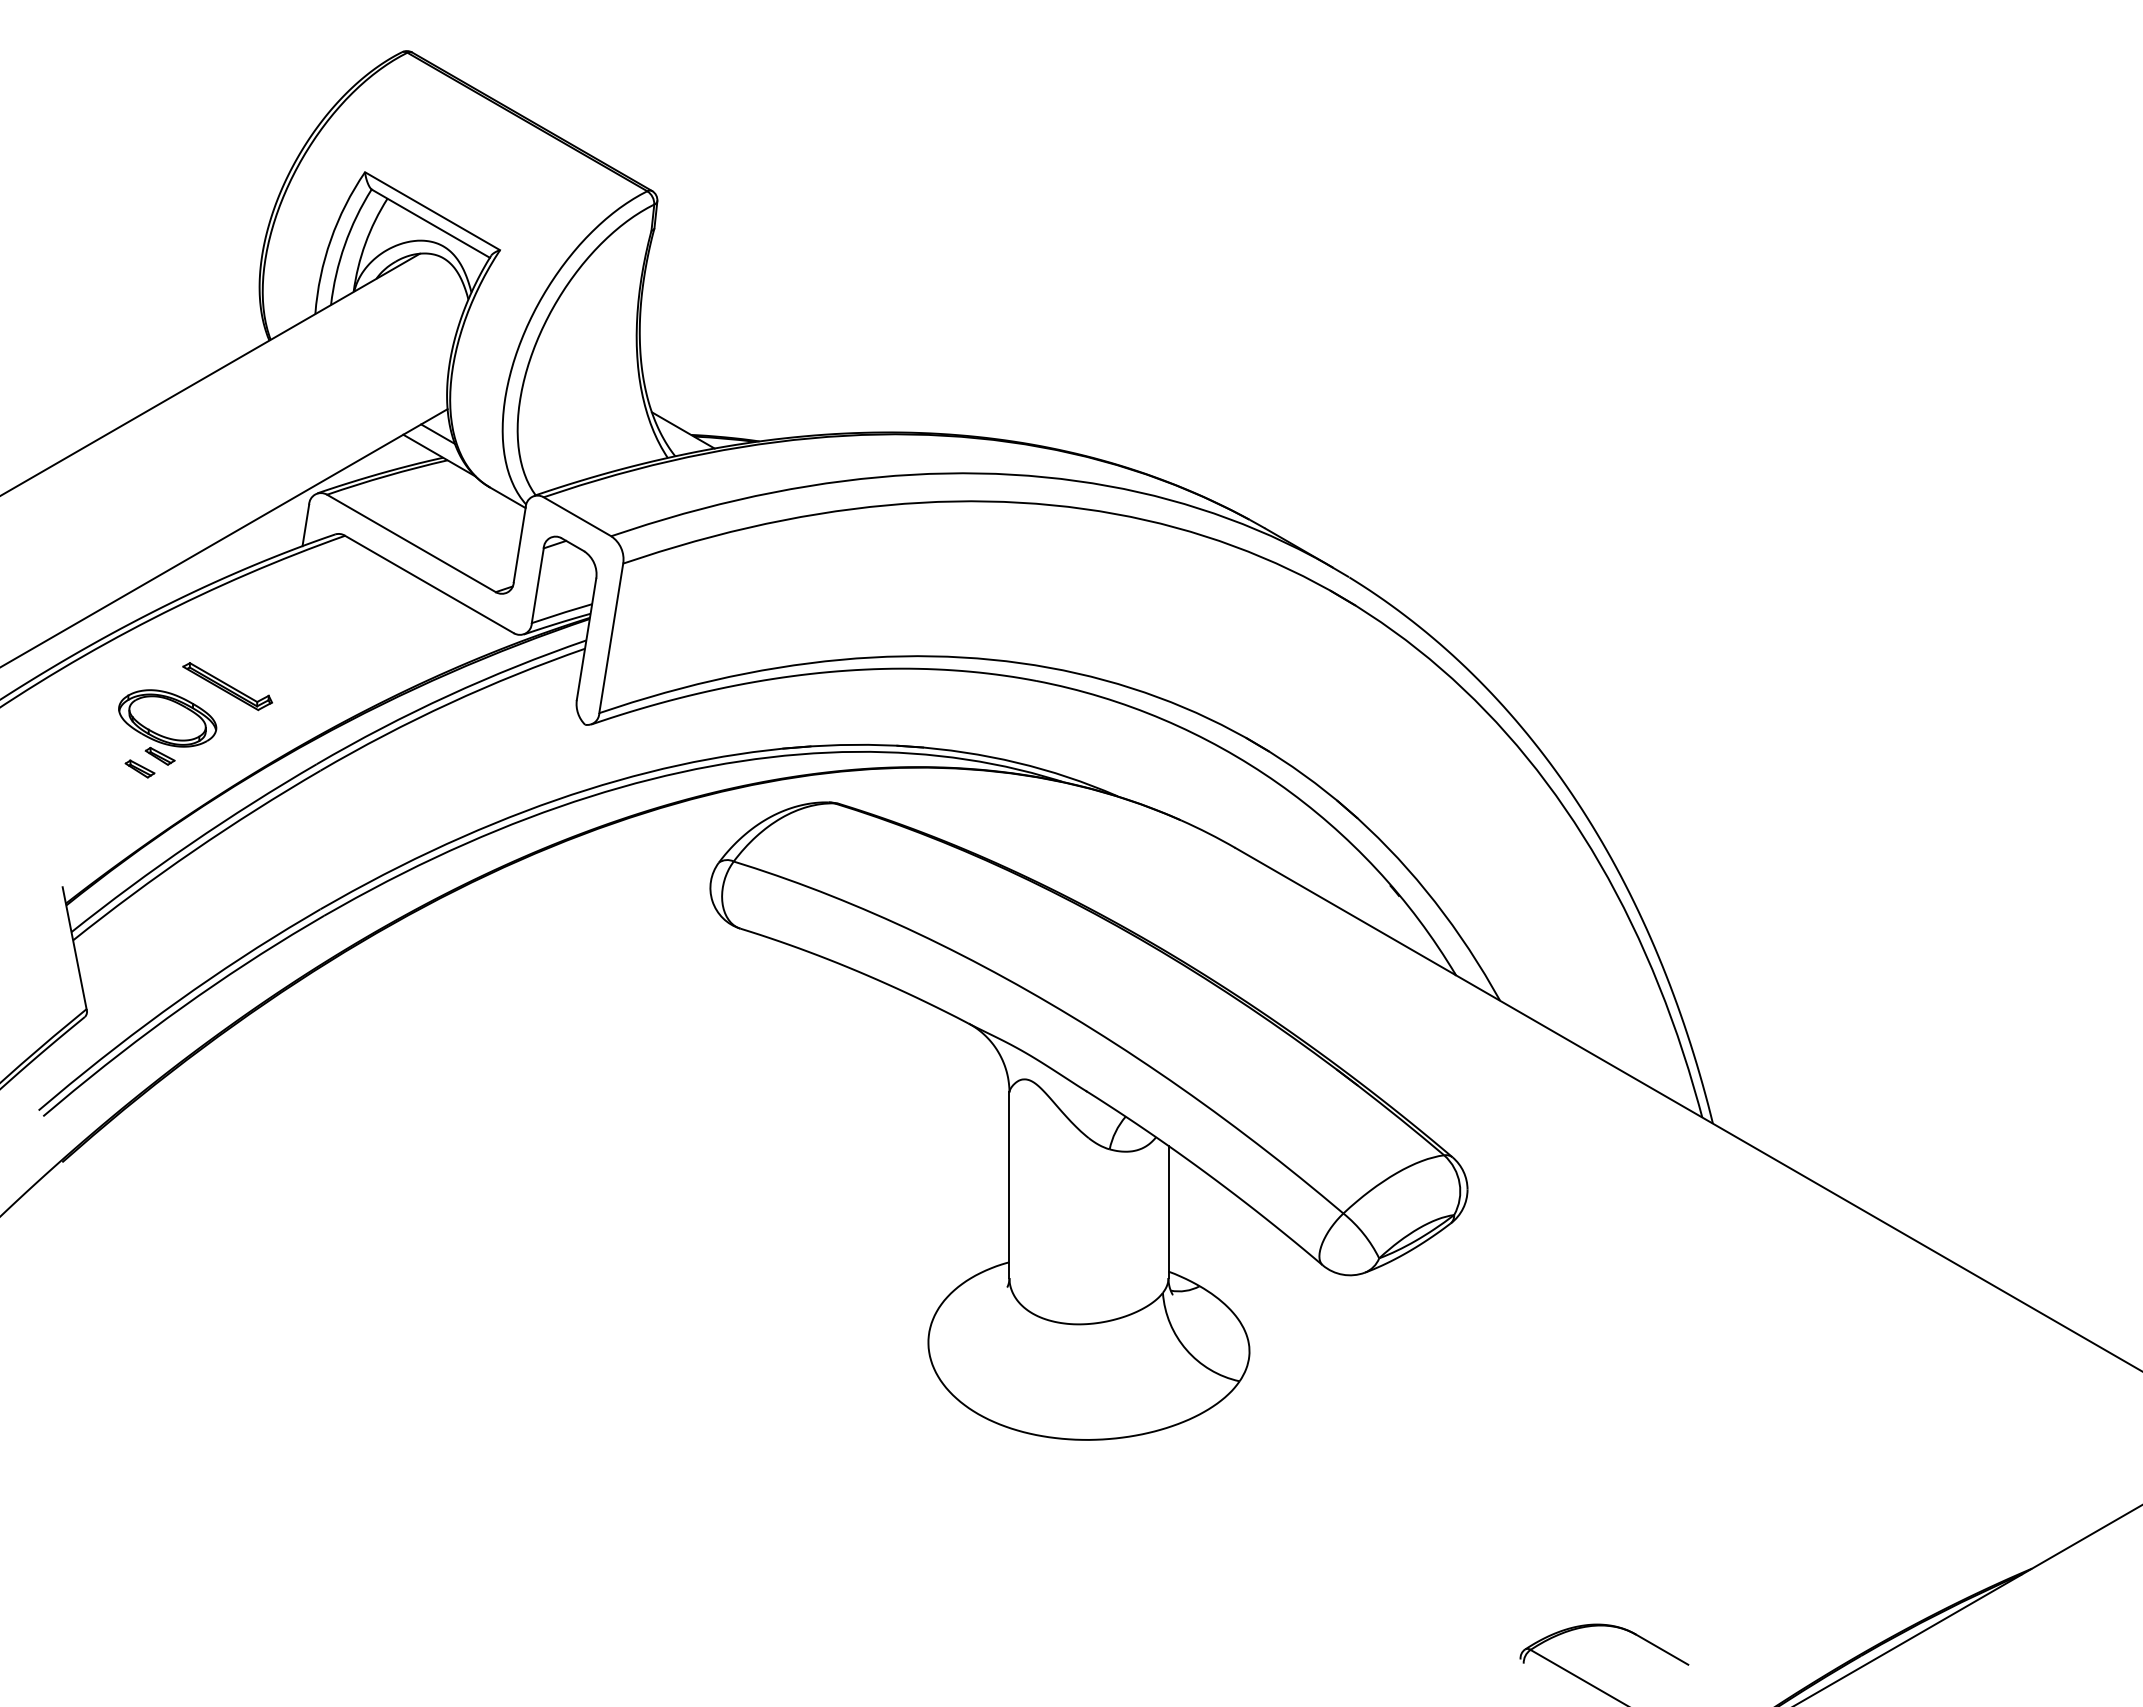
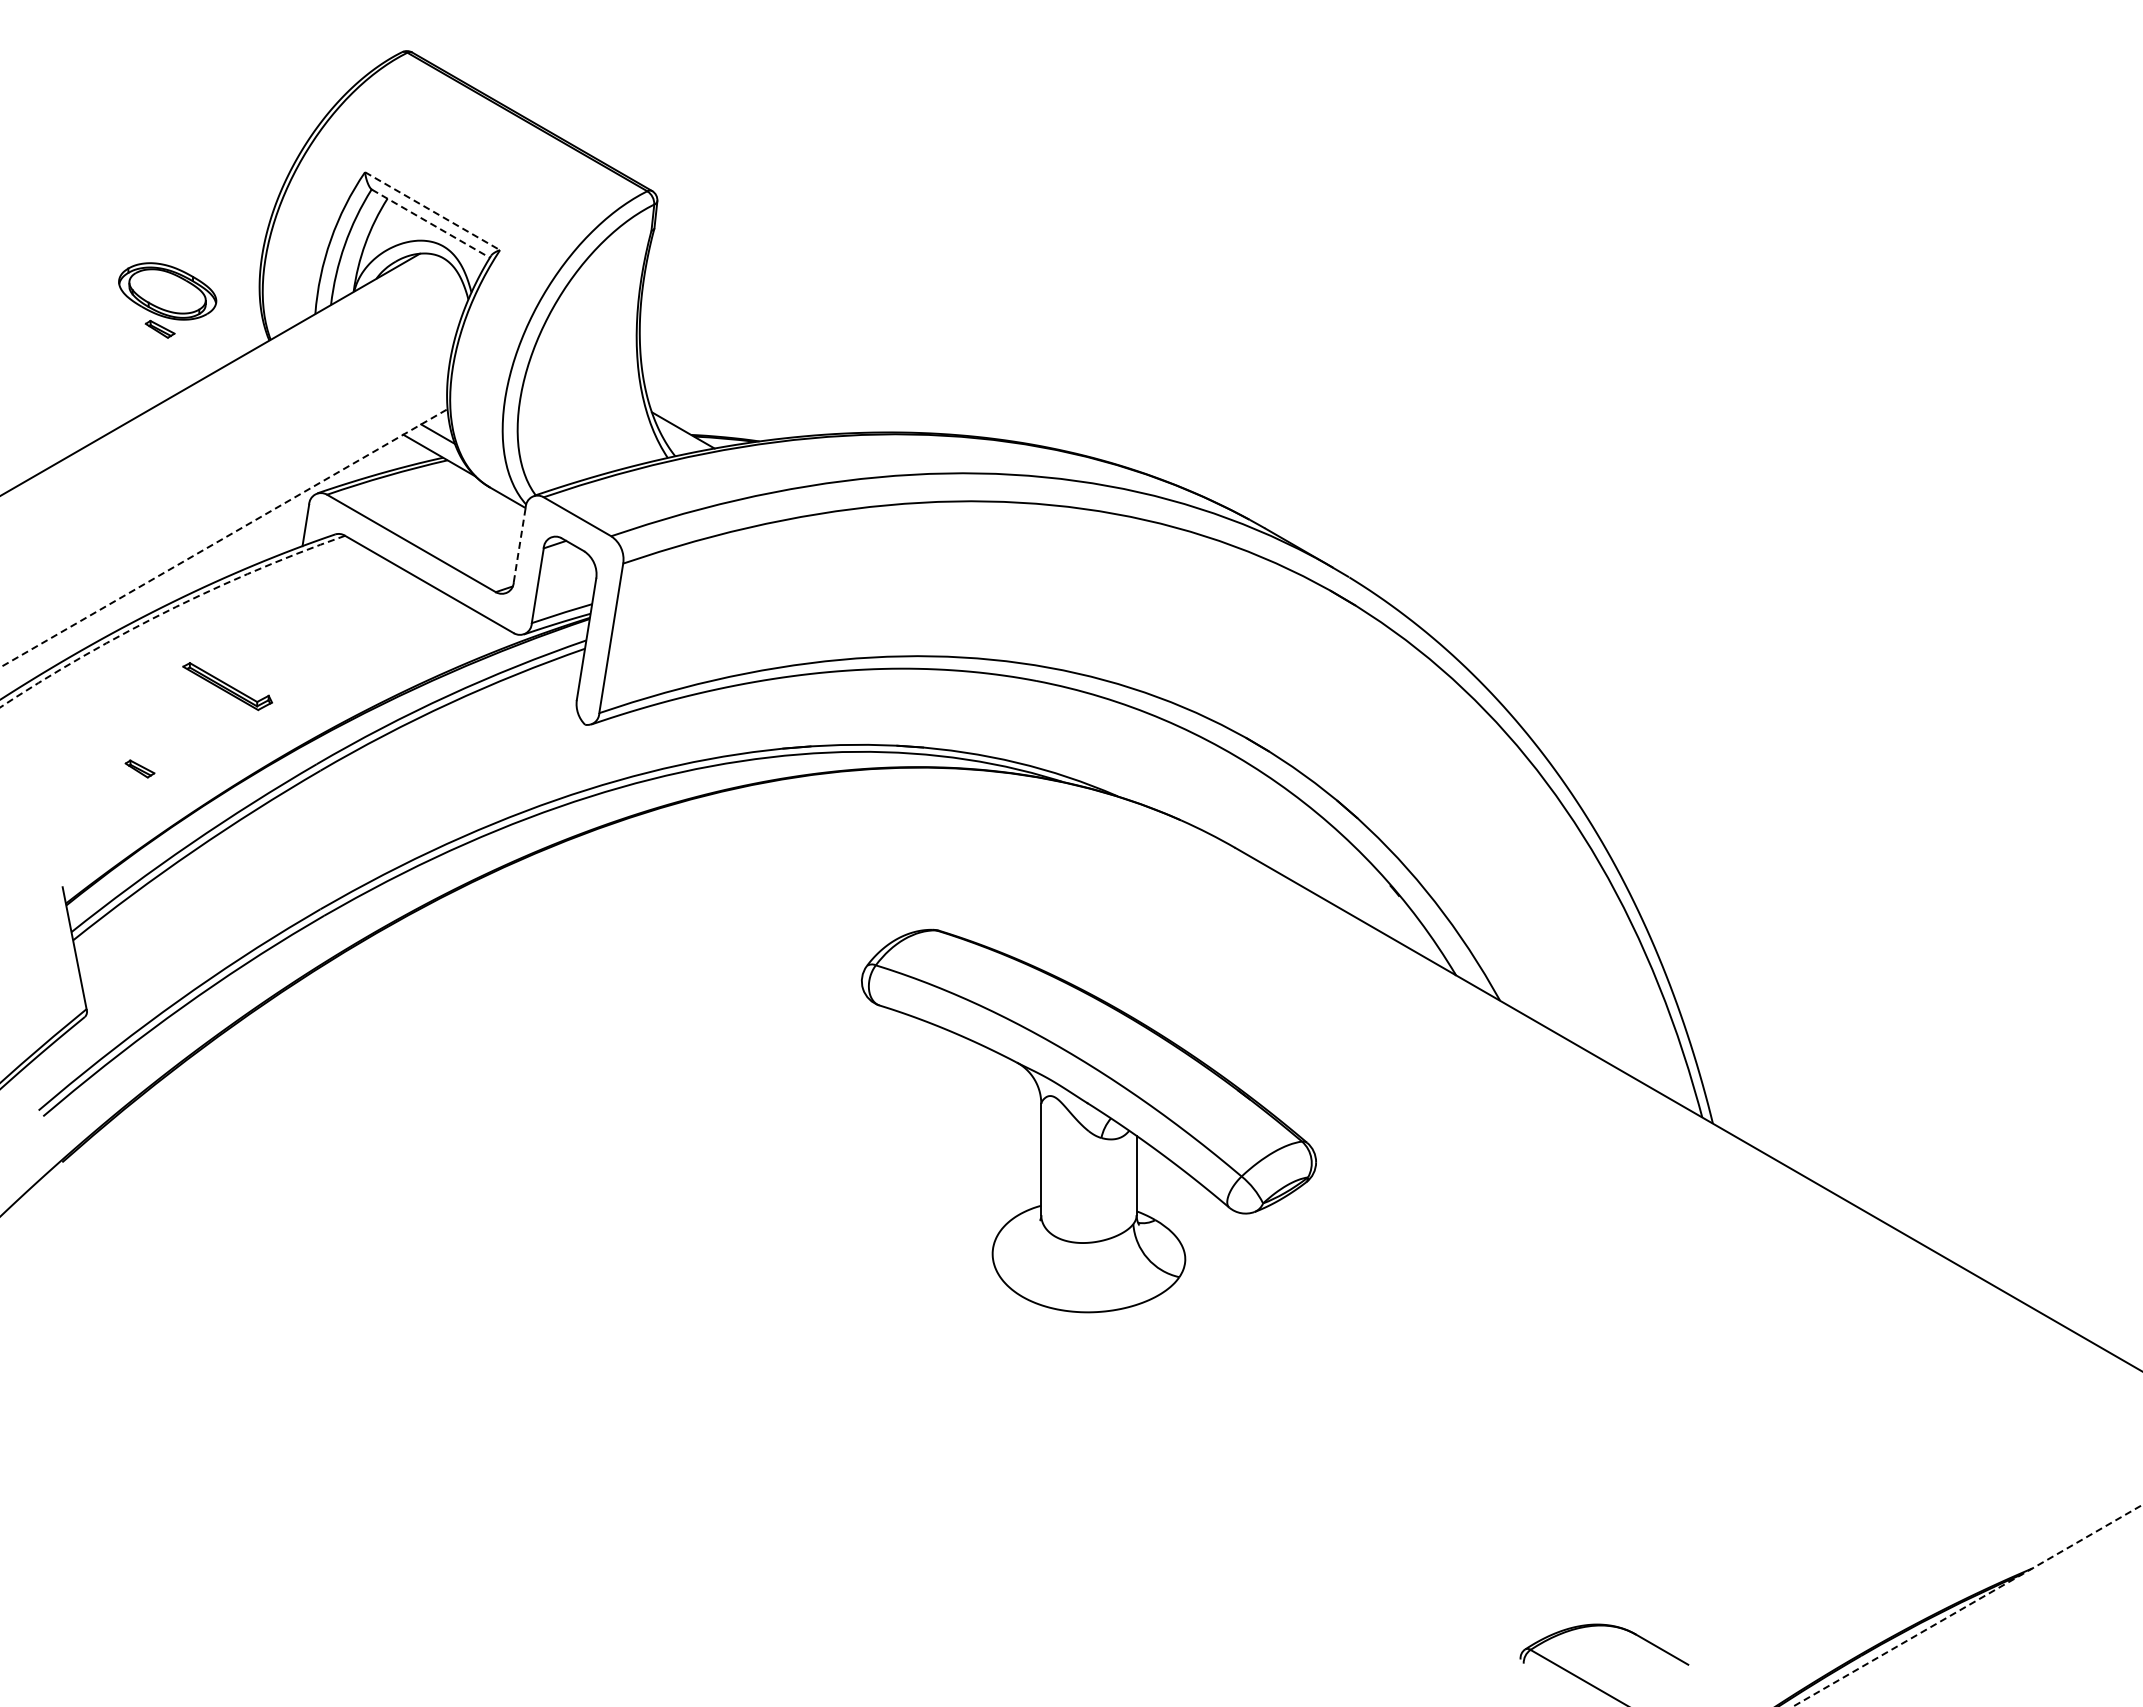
line: solid -> dashed (432, 211)
line: solid -> dashed (431, 224)
line: solid -> dashed (224, 538)
line: solid -> dashed (519, 544)
arc: solid -> dashed (167, 611)
part position: (167, 727) -> (167, 300) (167, 300)
part size: 760x640 px -> 456x386 px (1088, 1120)
line: solid -> dashed (1967, 1605)
